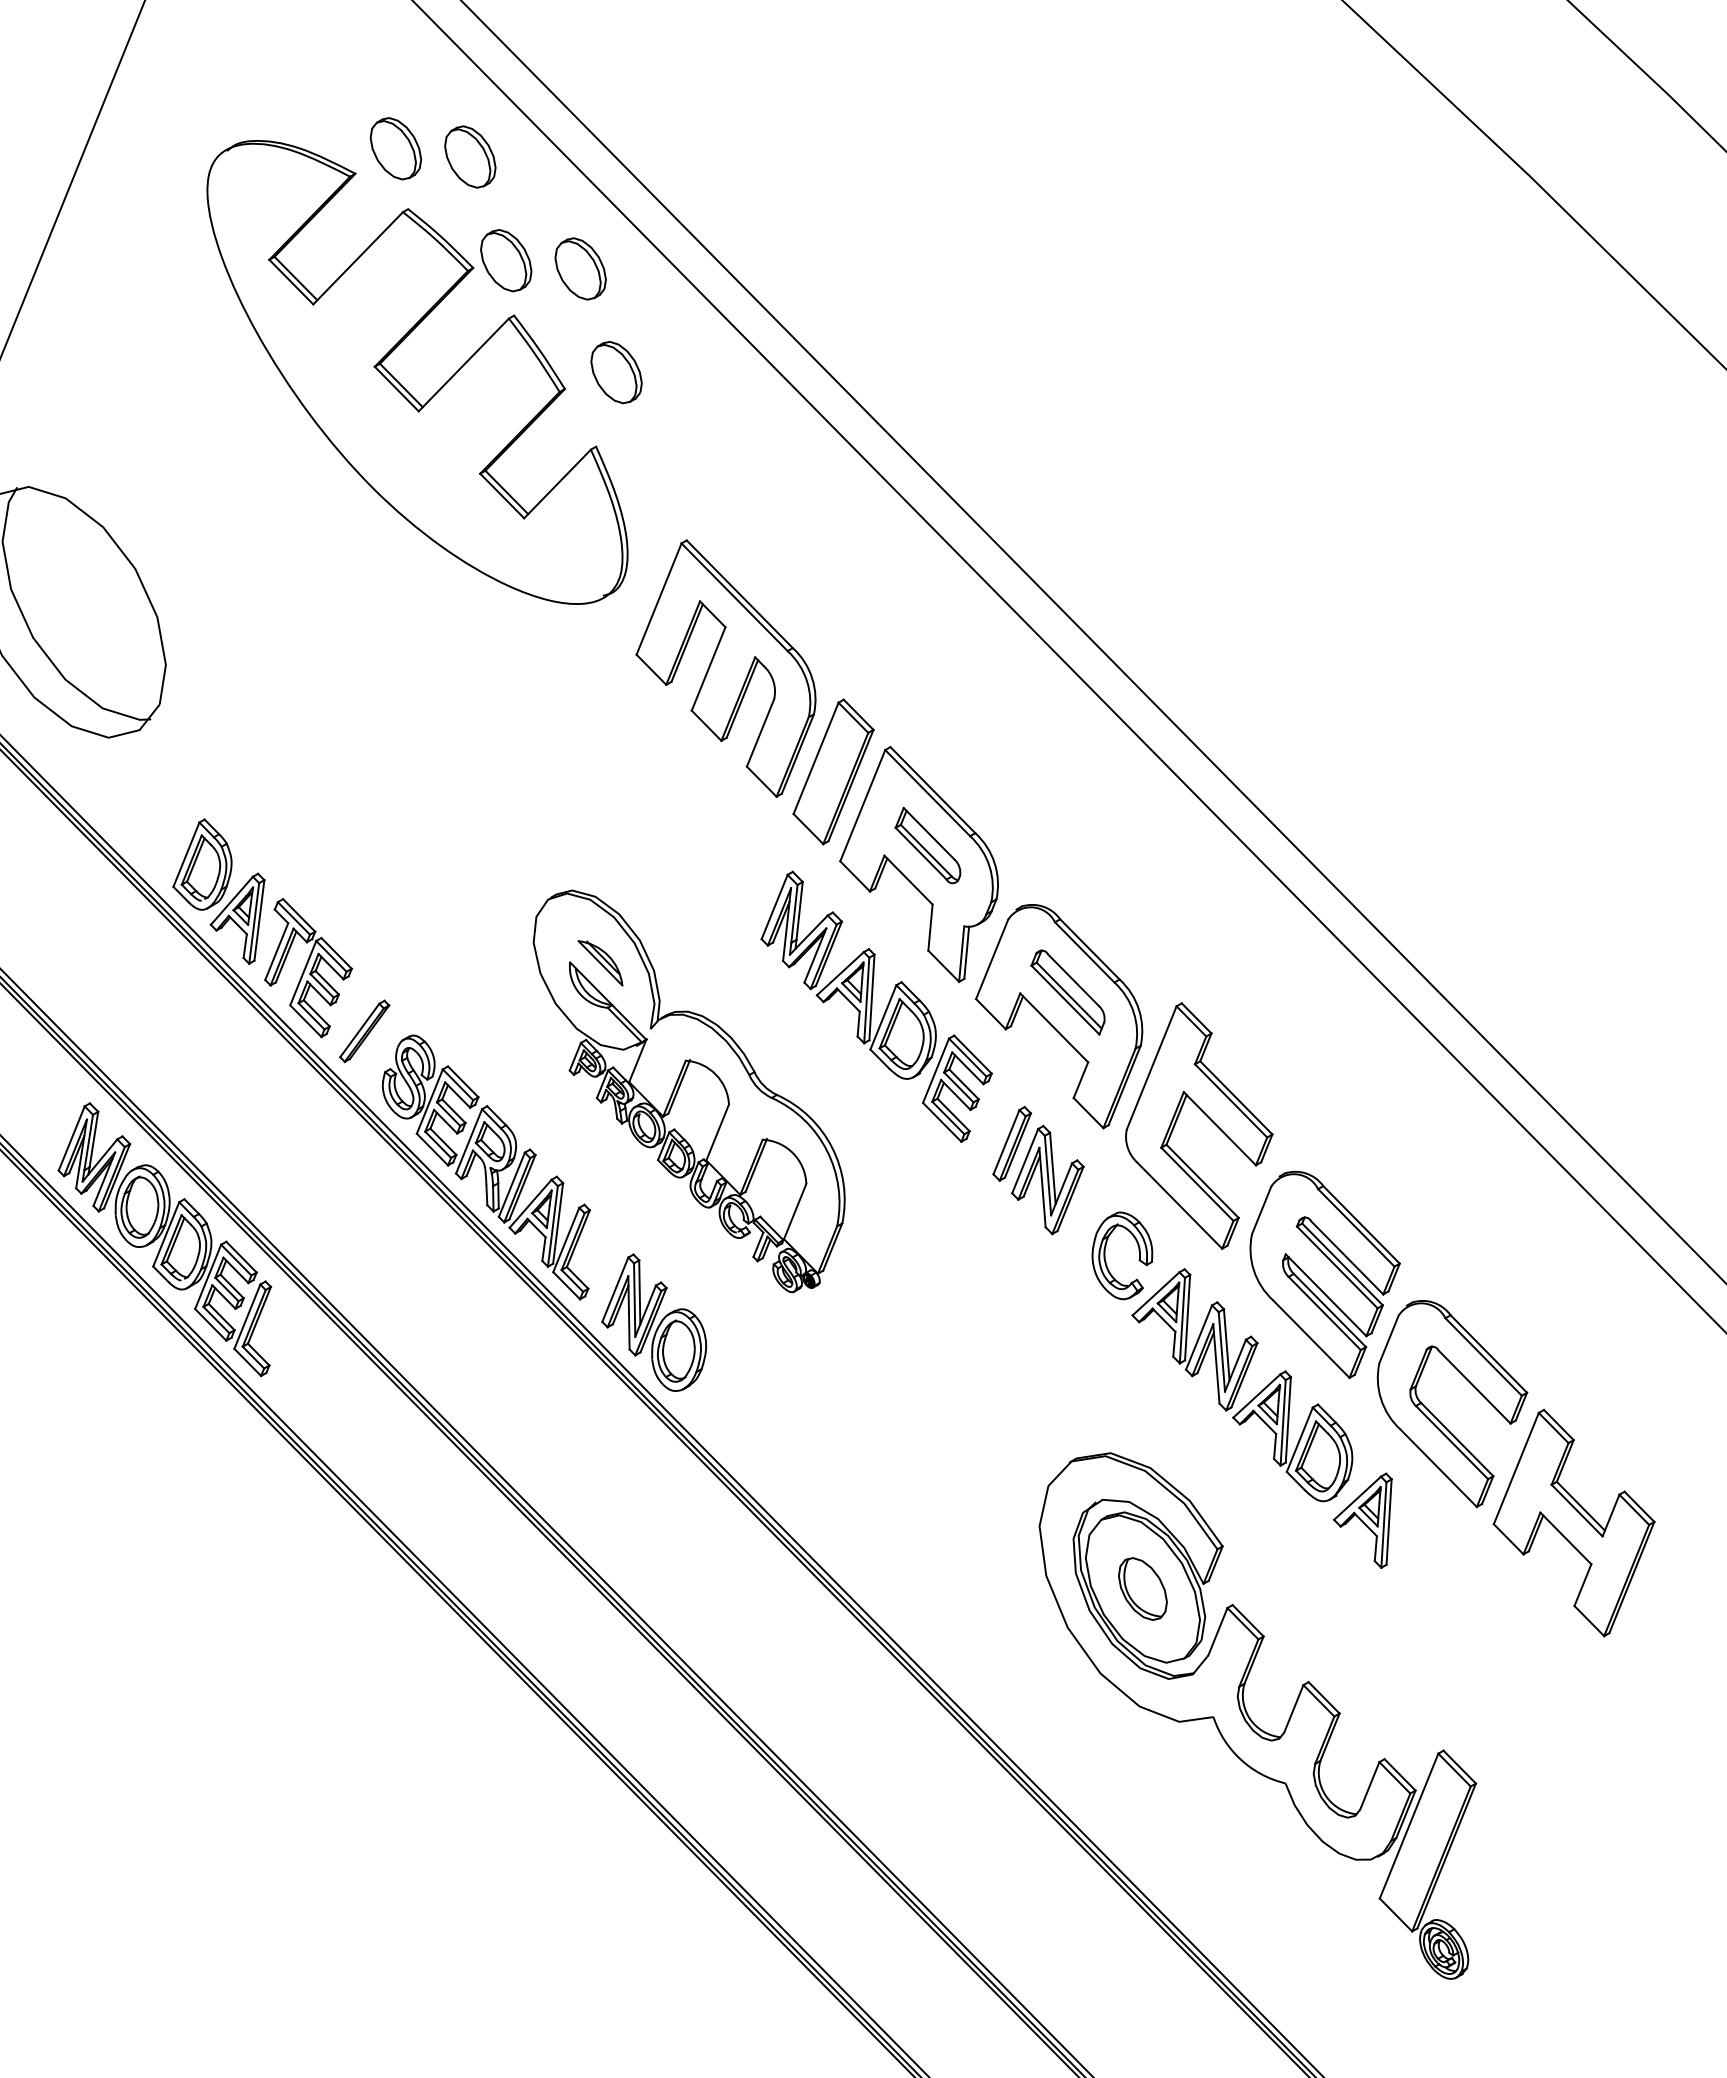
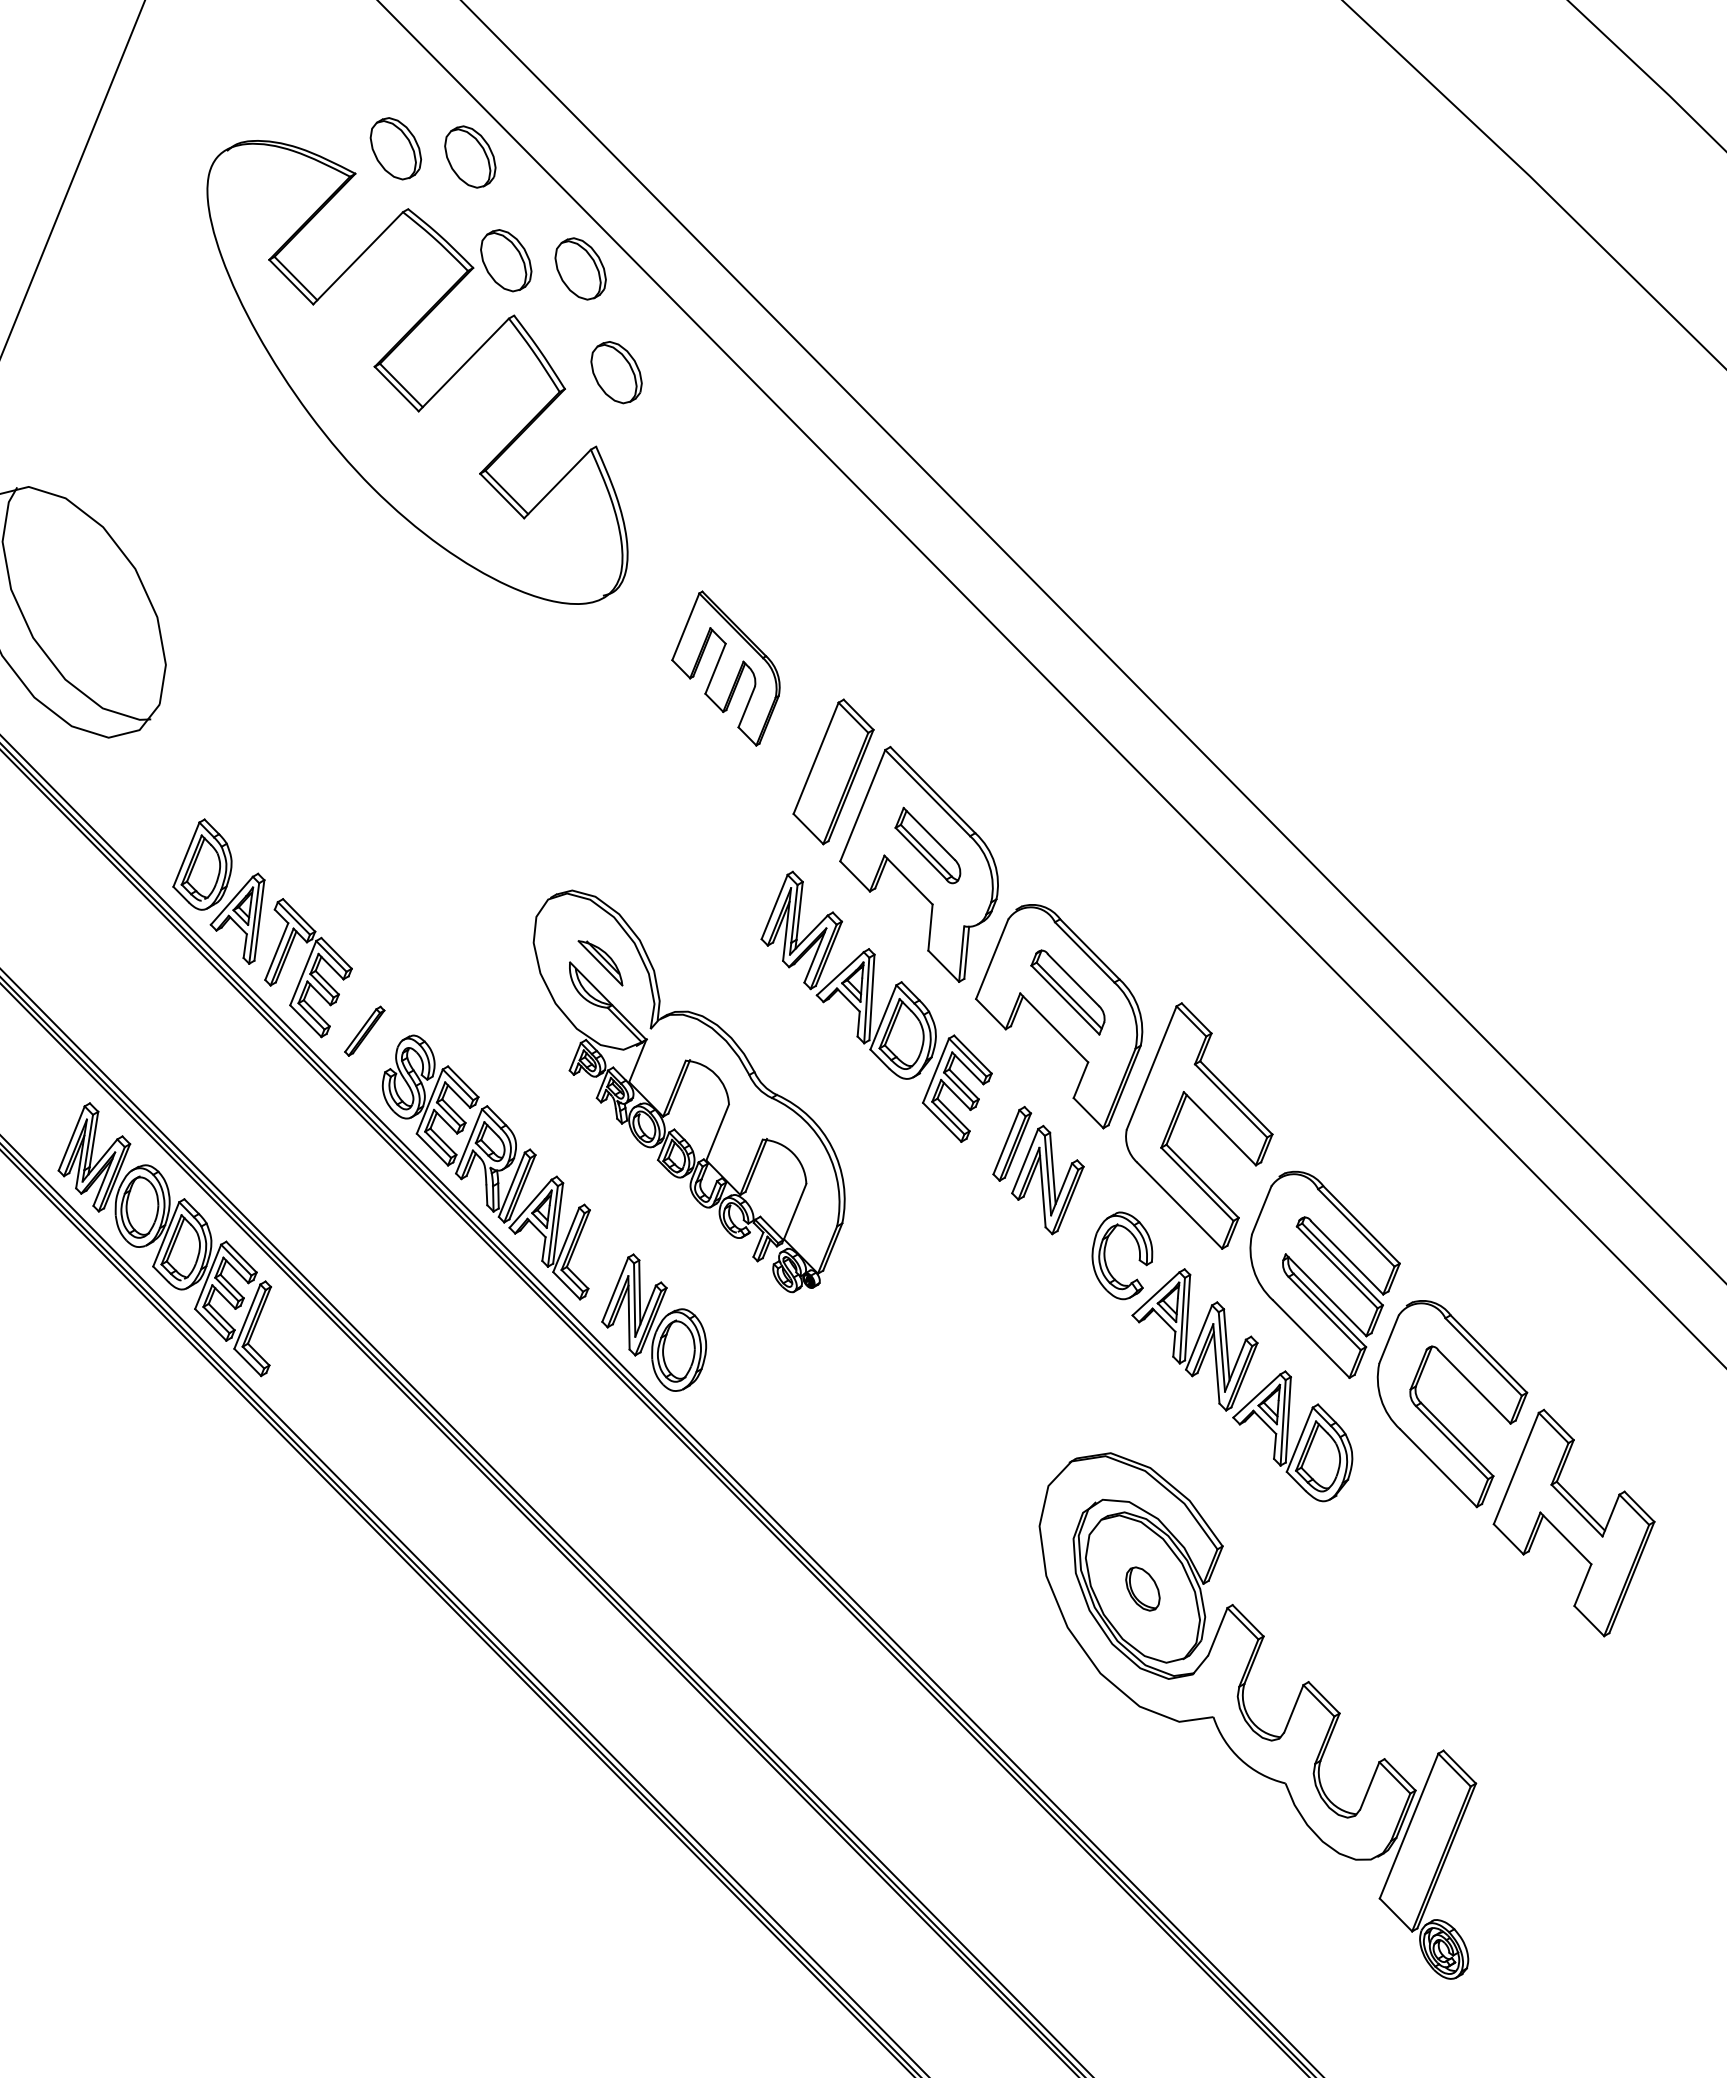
line position: (1068, 666) -> (1051, 683) (1051, 683)
part size: 182x259 px -> 110x157 px (725, 668)
part size: 52x64 px -> 42x52 px (364, 1030)
part: present -> none (1362, 1520)
part size: 50x64 px -> 36x46 px (1142, 1588)
